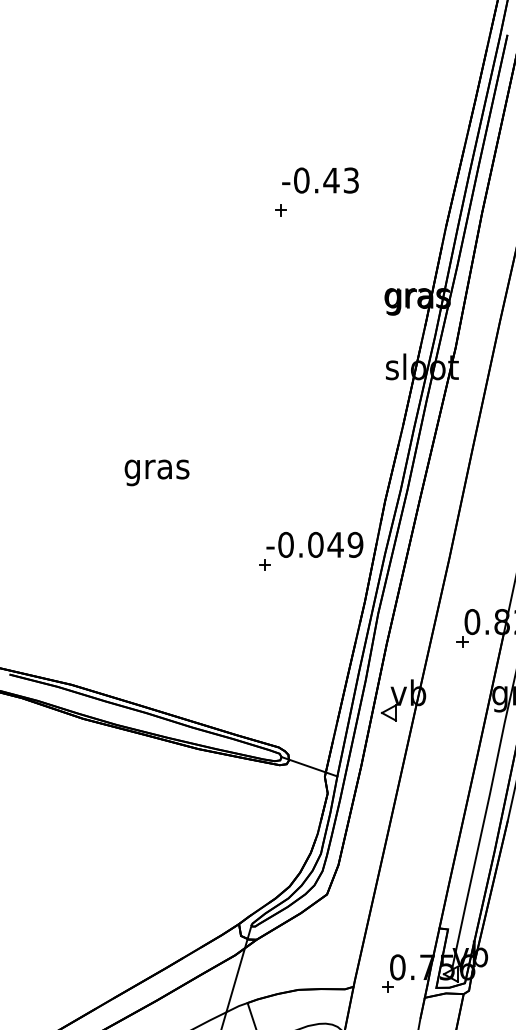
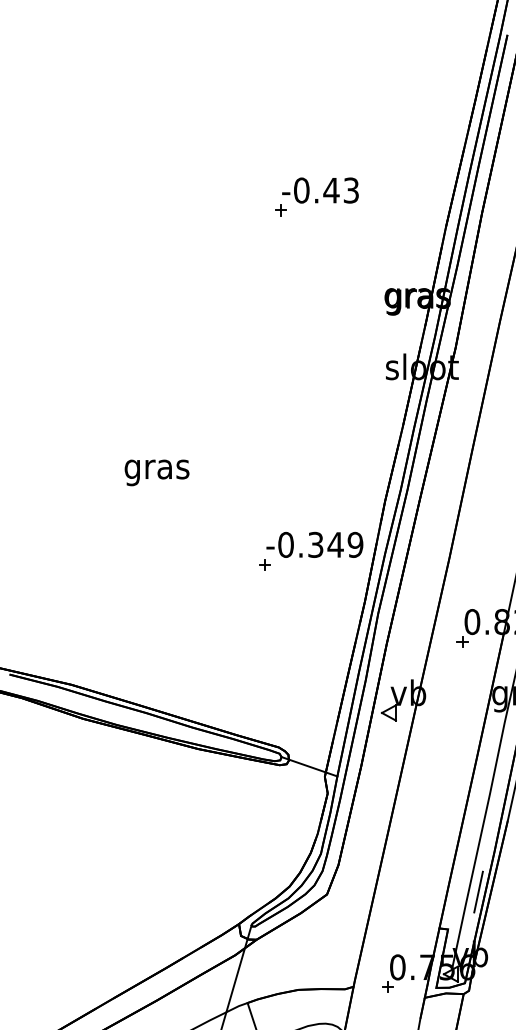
text position: (320, 180) -> (320, 190) (320, 190)
text: -0.049 -> -0.349 (315, 544)
line: none -> present (478, 891)
